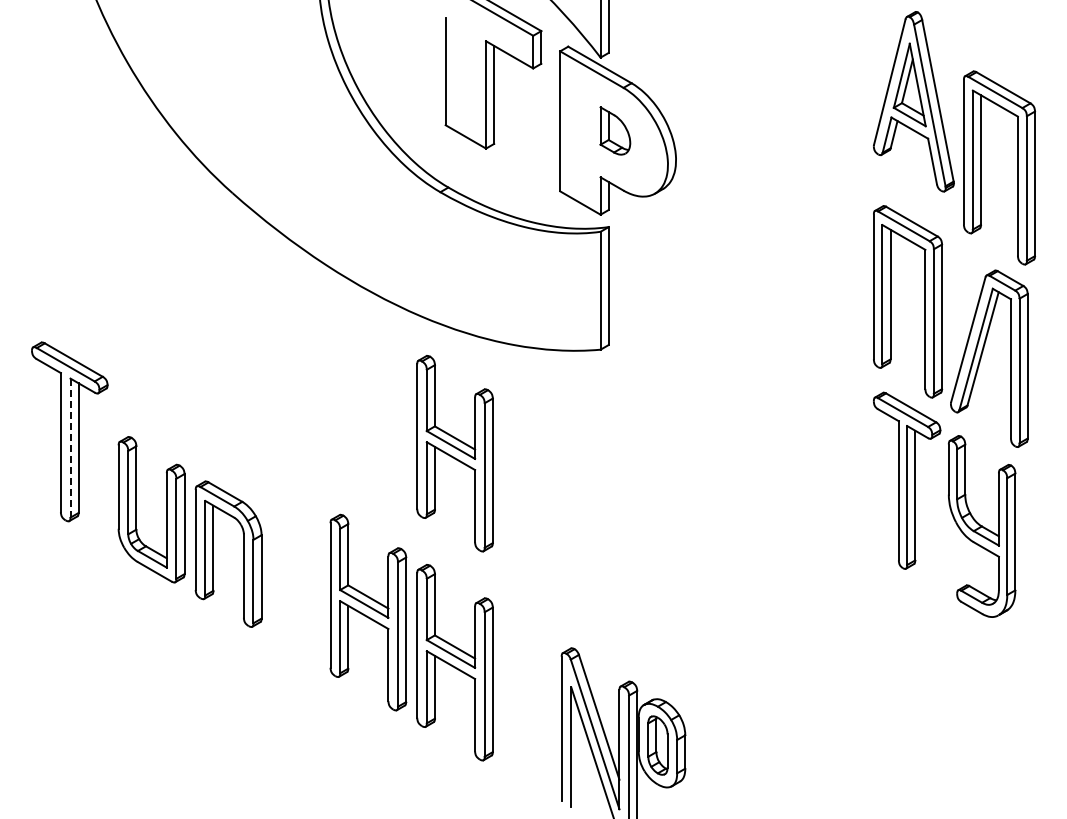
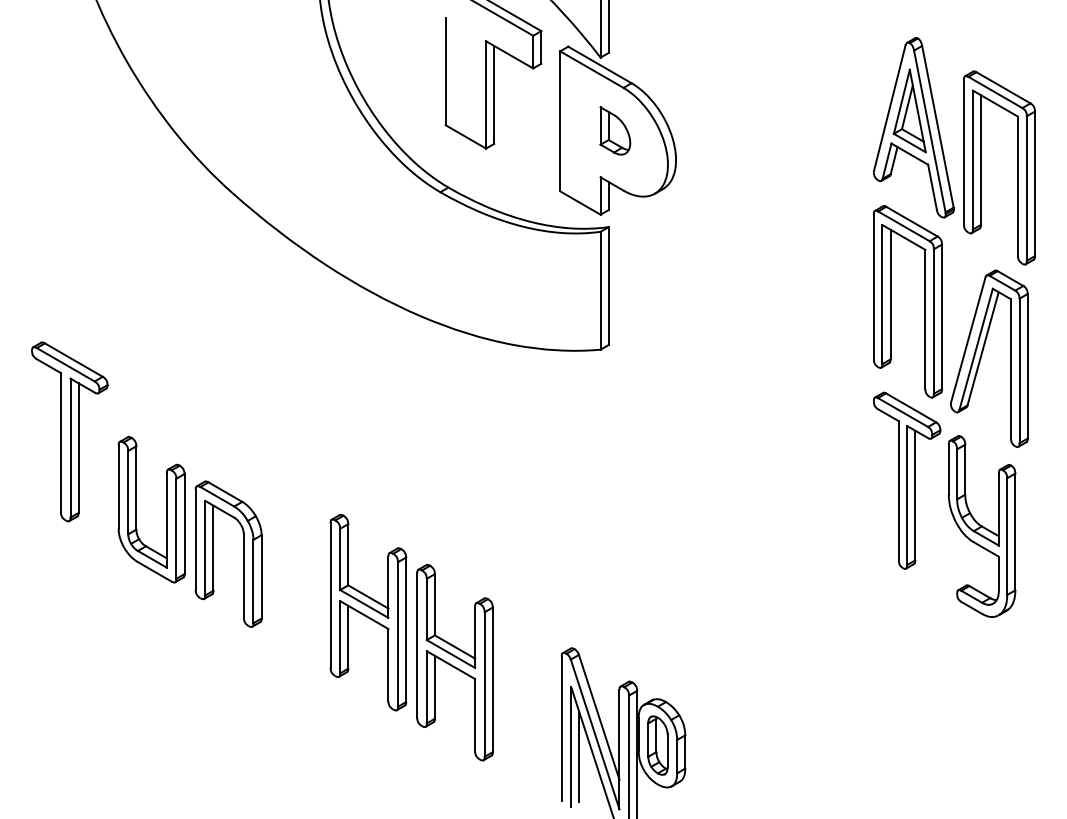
part position: (913, 101) -> (913, 127) (913, 127)
line: dashed -> solid (70, 448)
part: present -> none (454, 453)
line: none -> present (579, 757)
